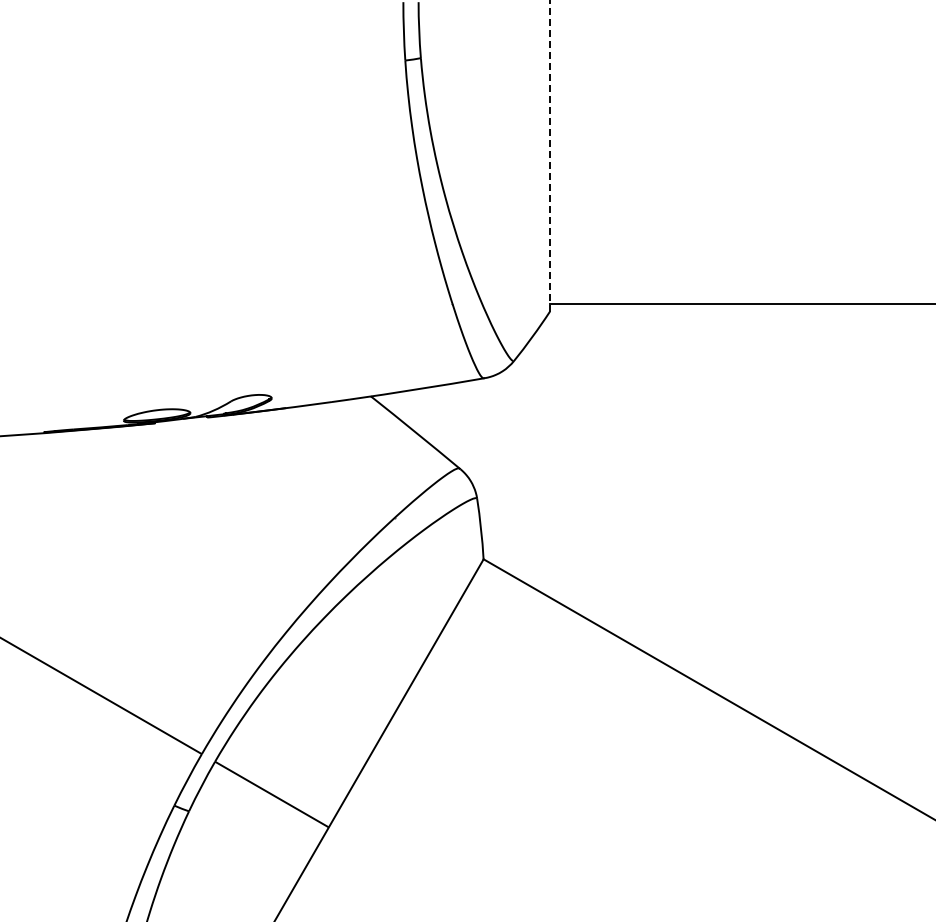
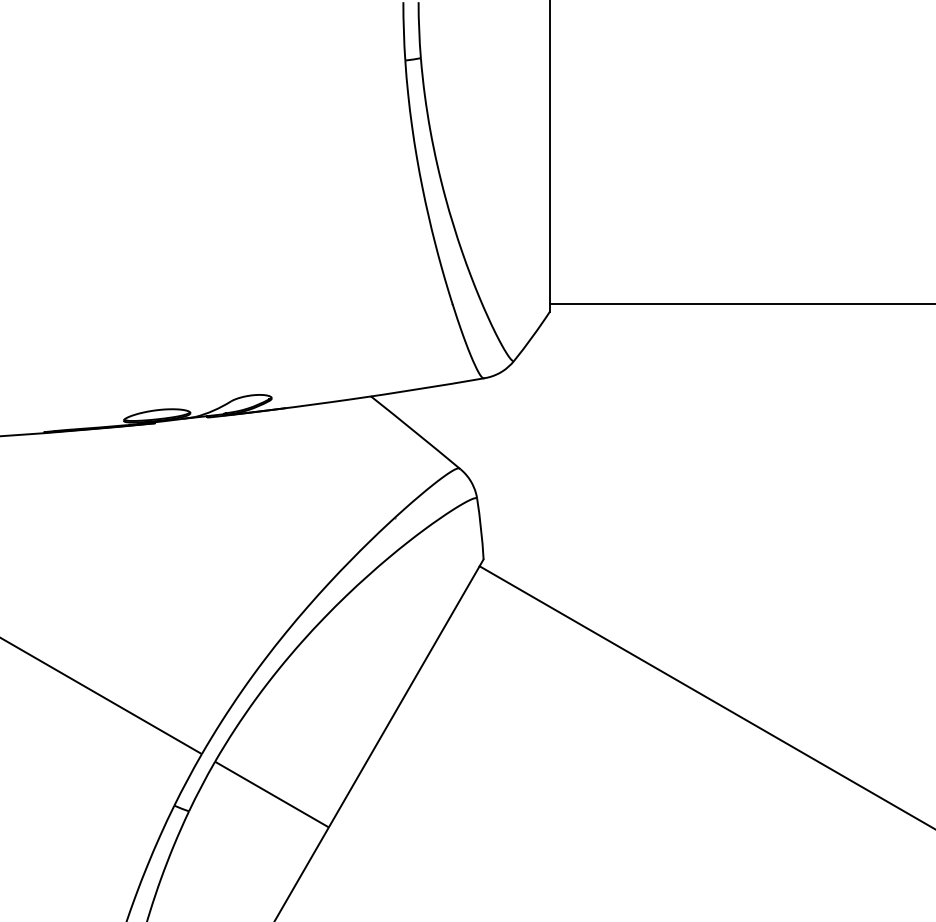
line: dashed -> solid (549, 155)
line position: (707, 688) -> (705, 696) (705, 696)
